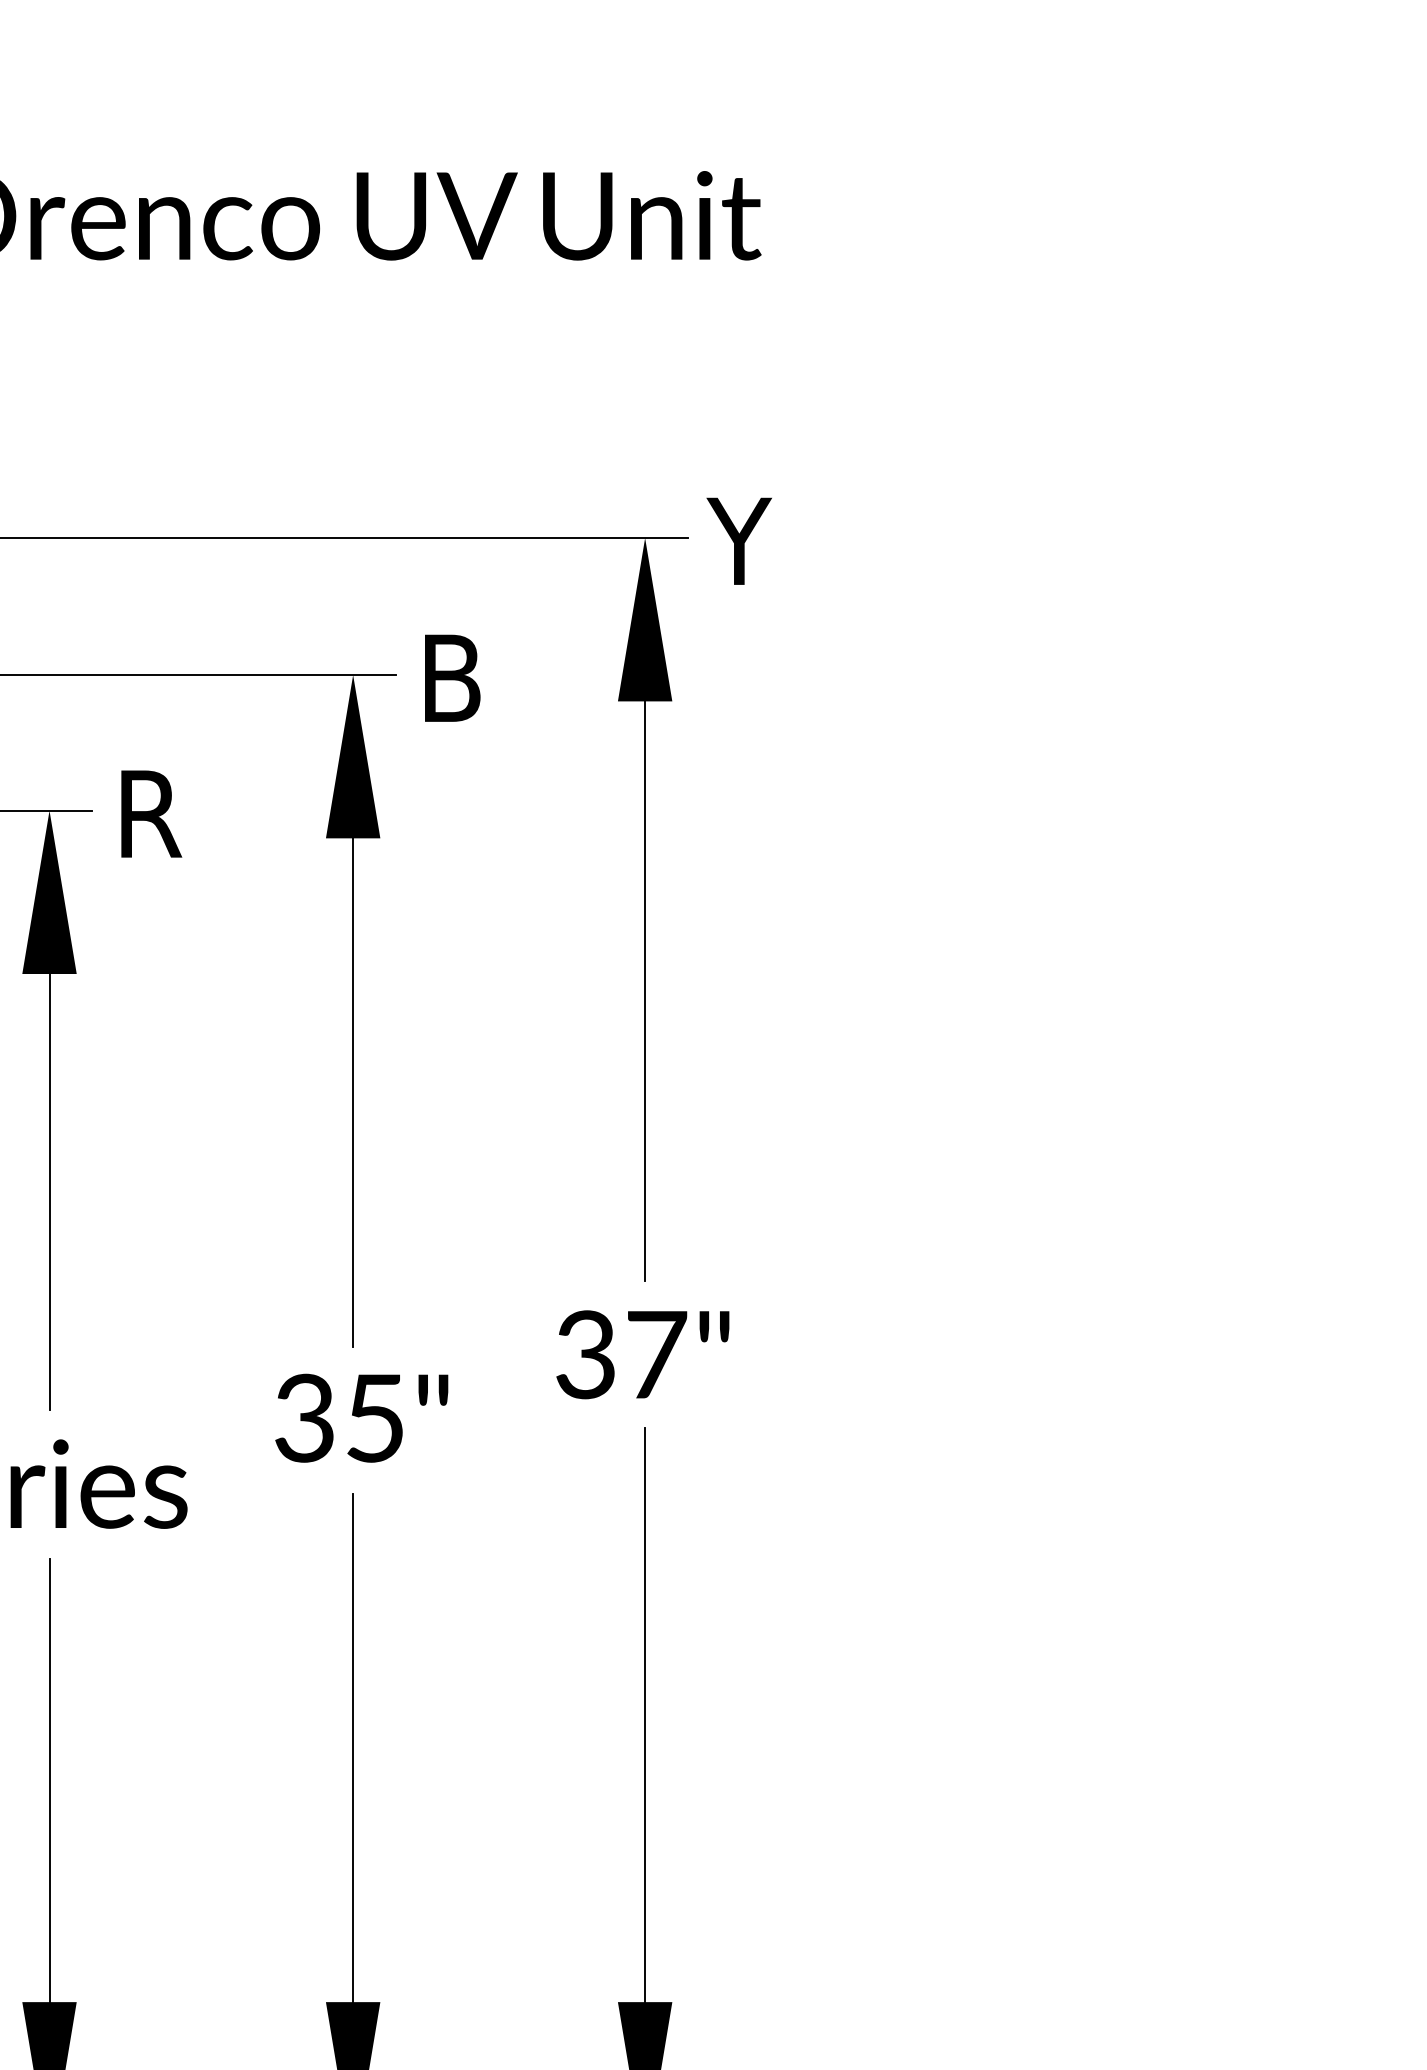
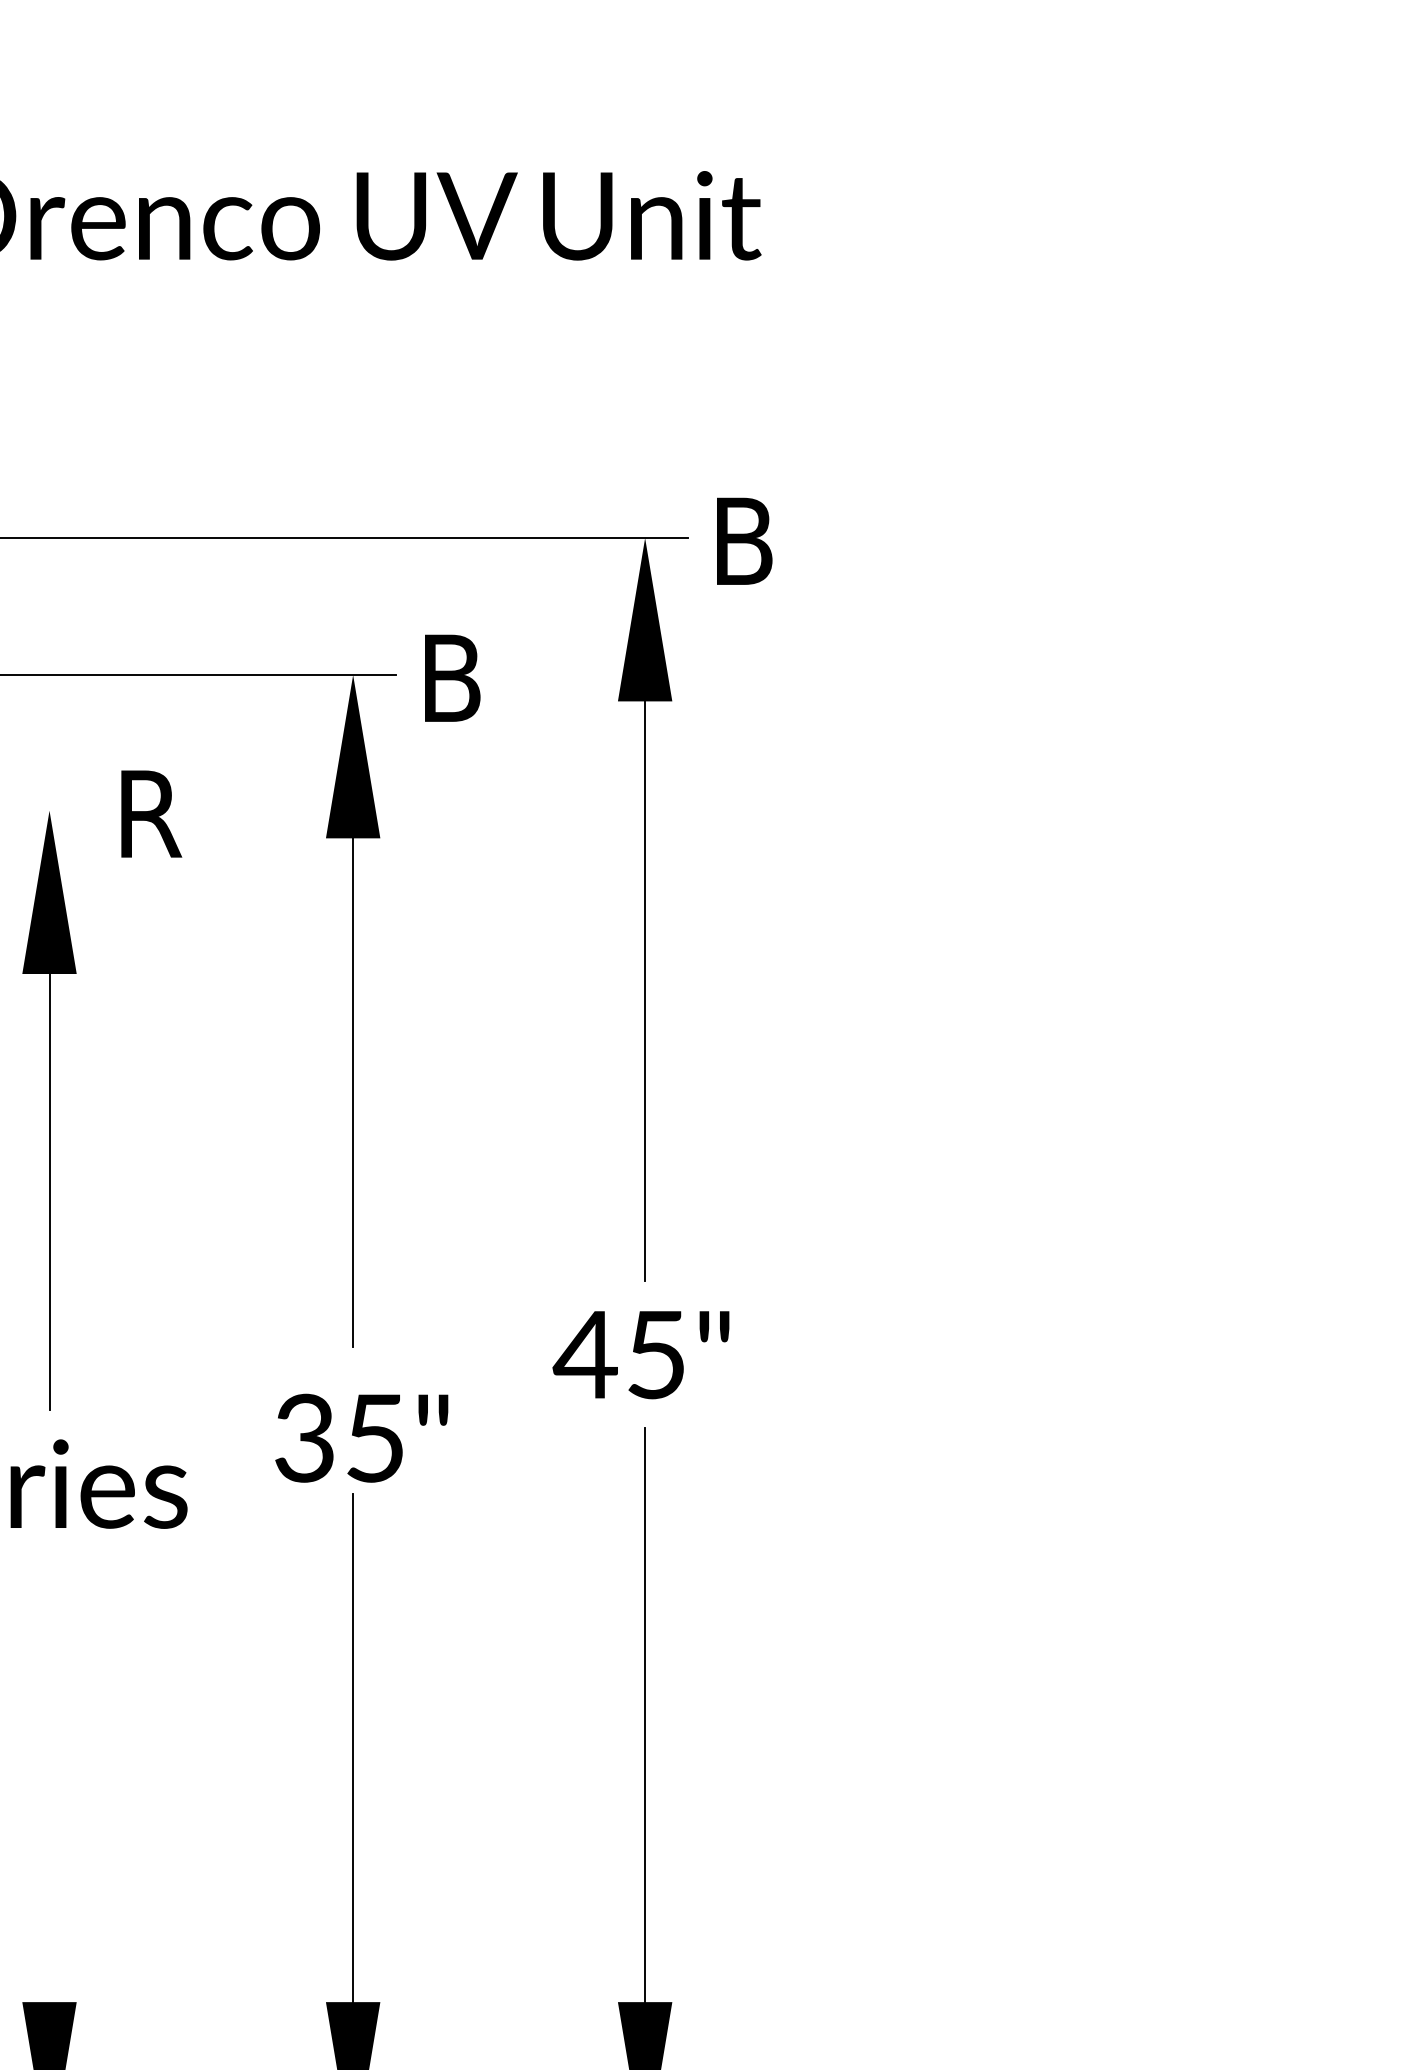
text: Y -> B (739, 540)
line: present -> none (47, 810)
text: 37" -> 45" (619, 1354)
text position: (361, 1417) -> (361, 1437) (361, 1437)
line: present -> none (49, 1780)
